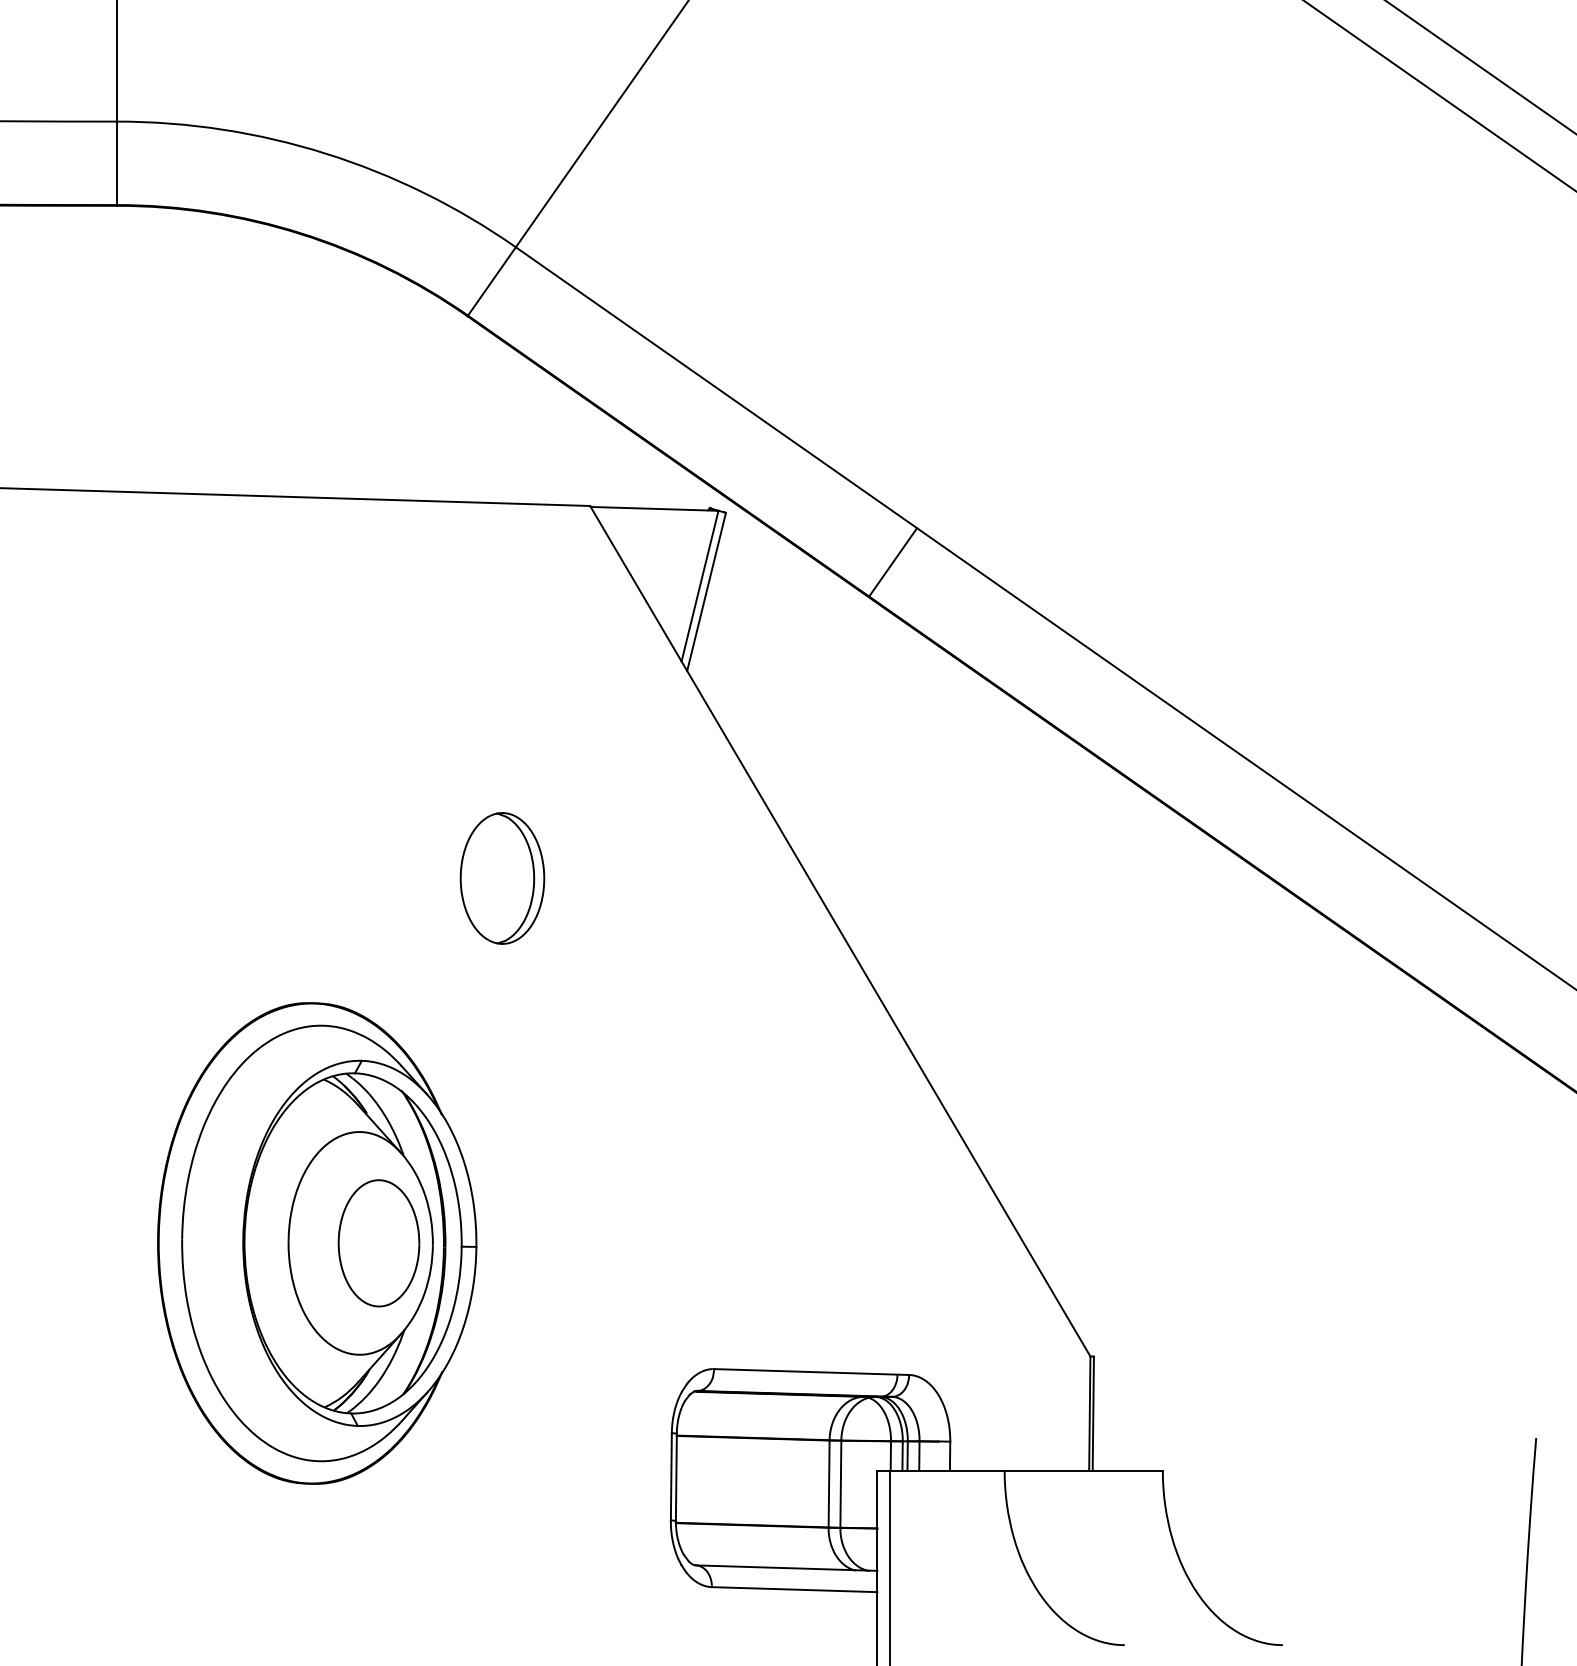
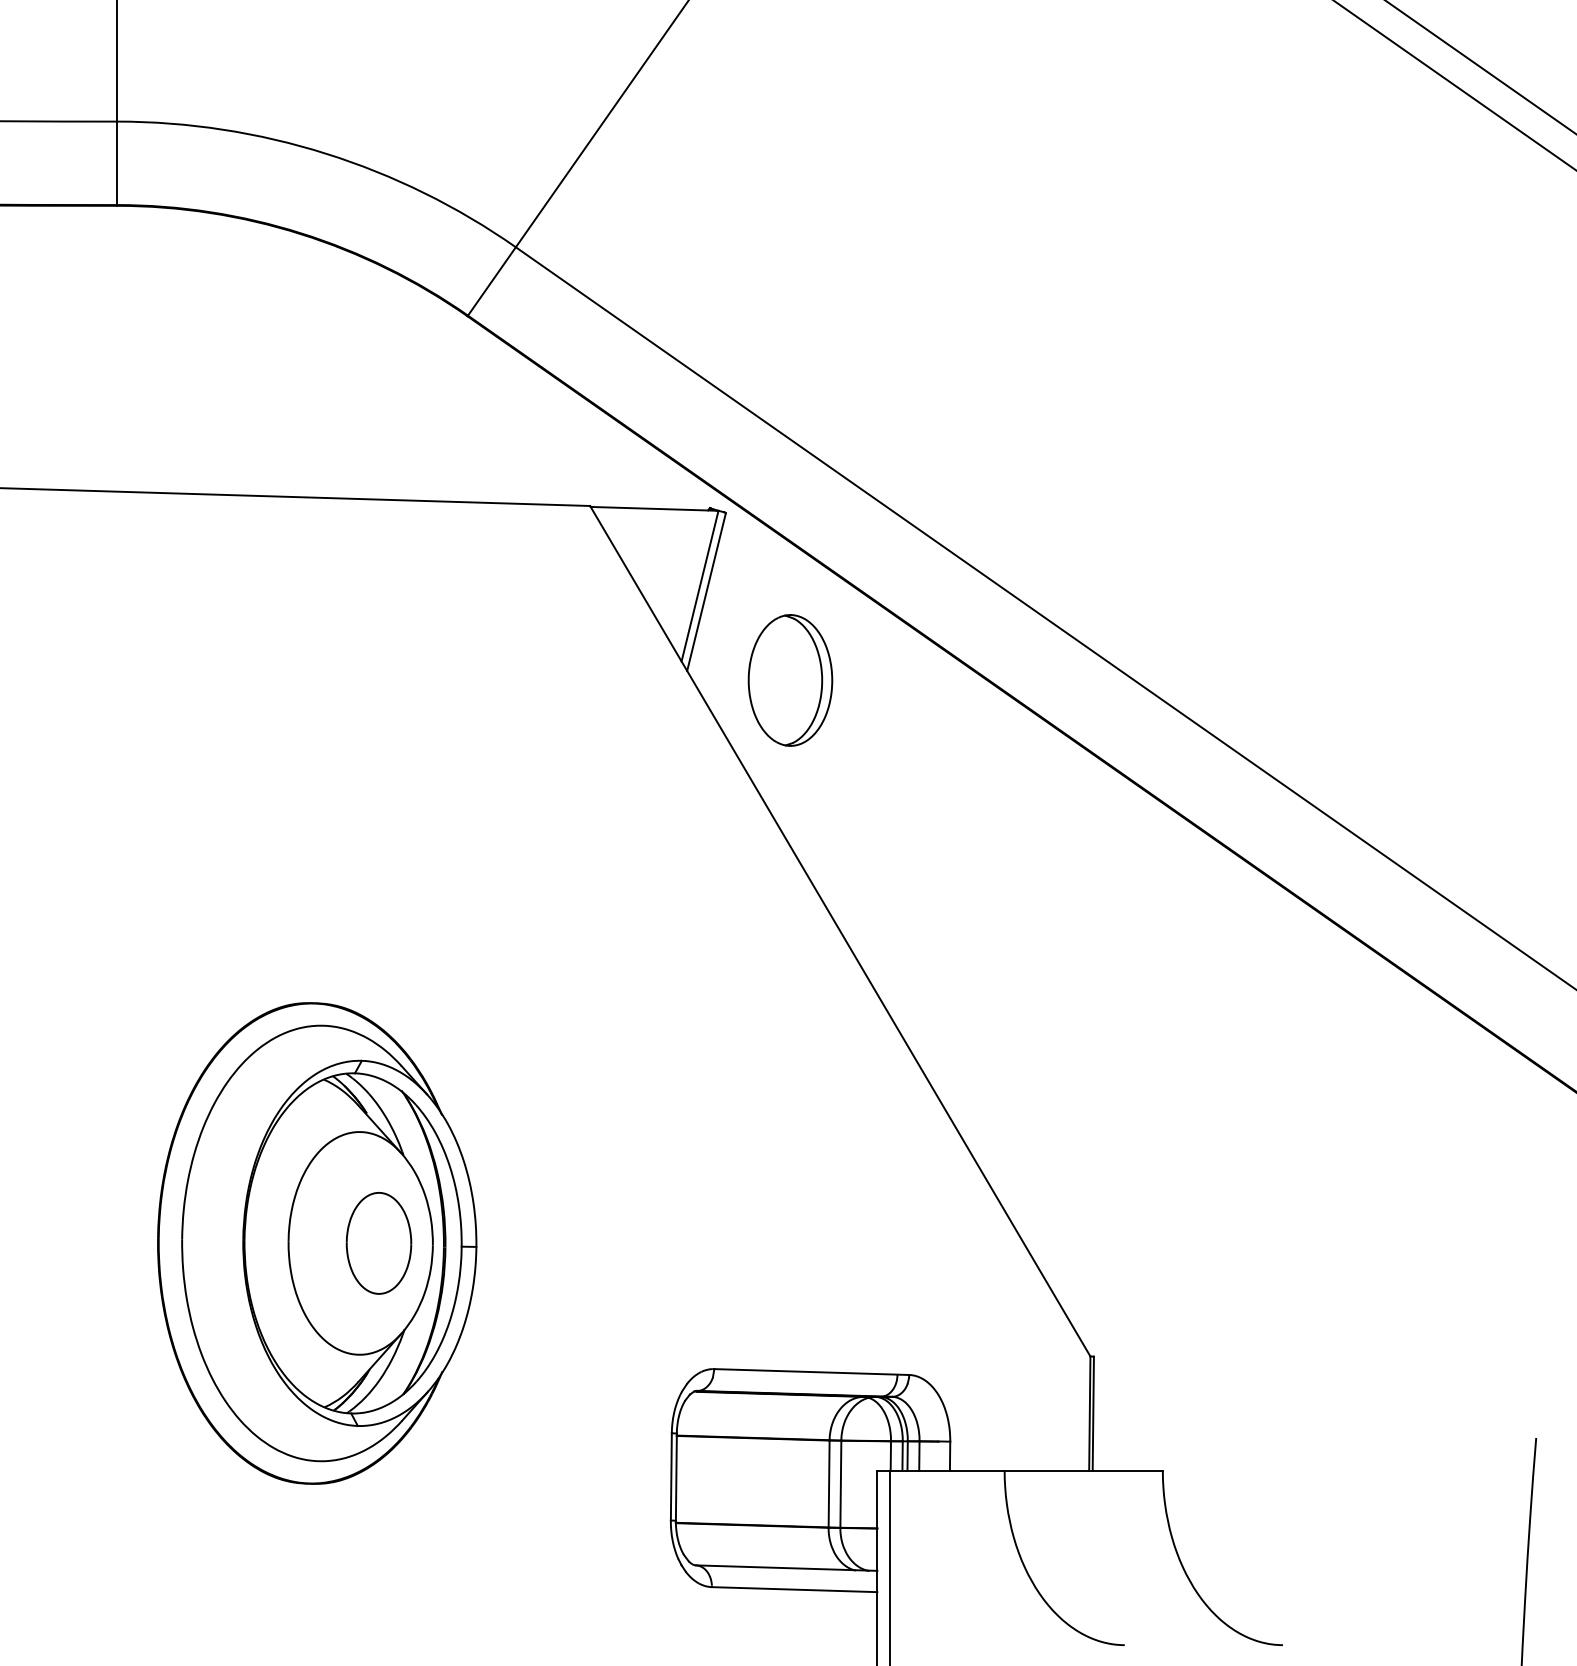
line position: (1439, 95) -> (1454, 85) (1454, 85)
line: present -> none (893, 562)
part position: (502, 878) -> (790, 680) (790, 680)
part size: 84x129 px -> 68x103 px (378, 1243)
